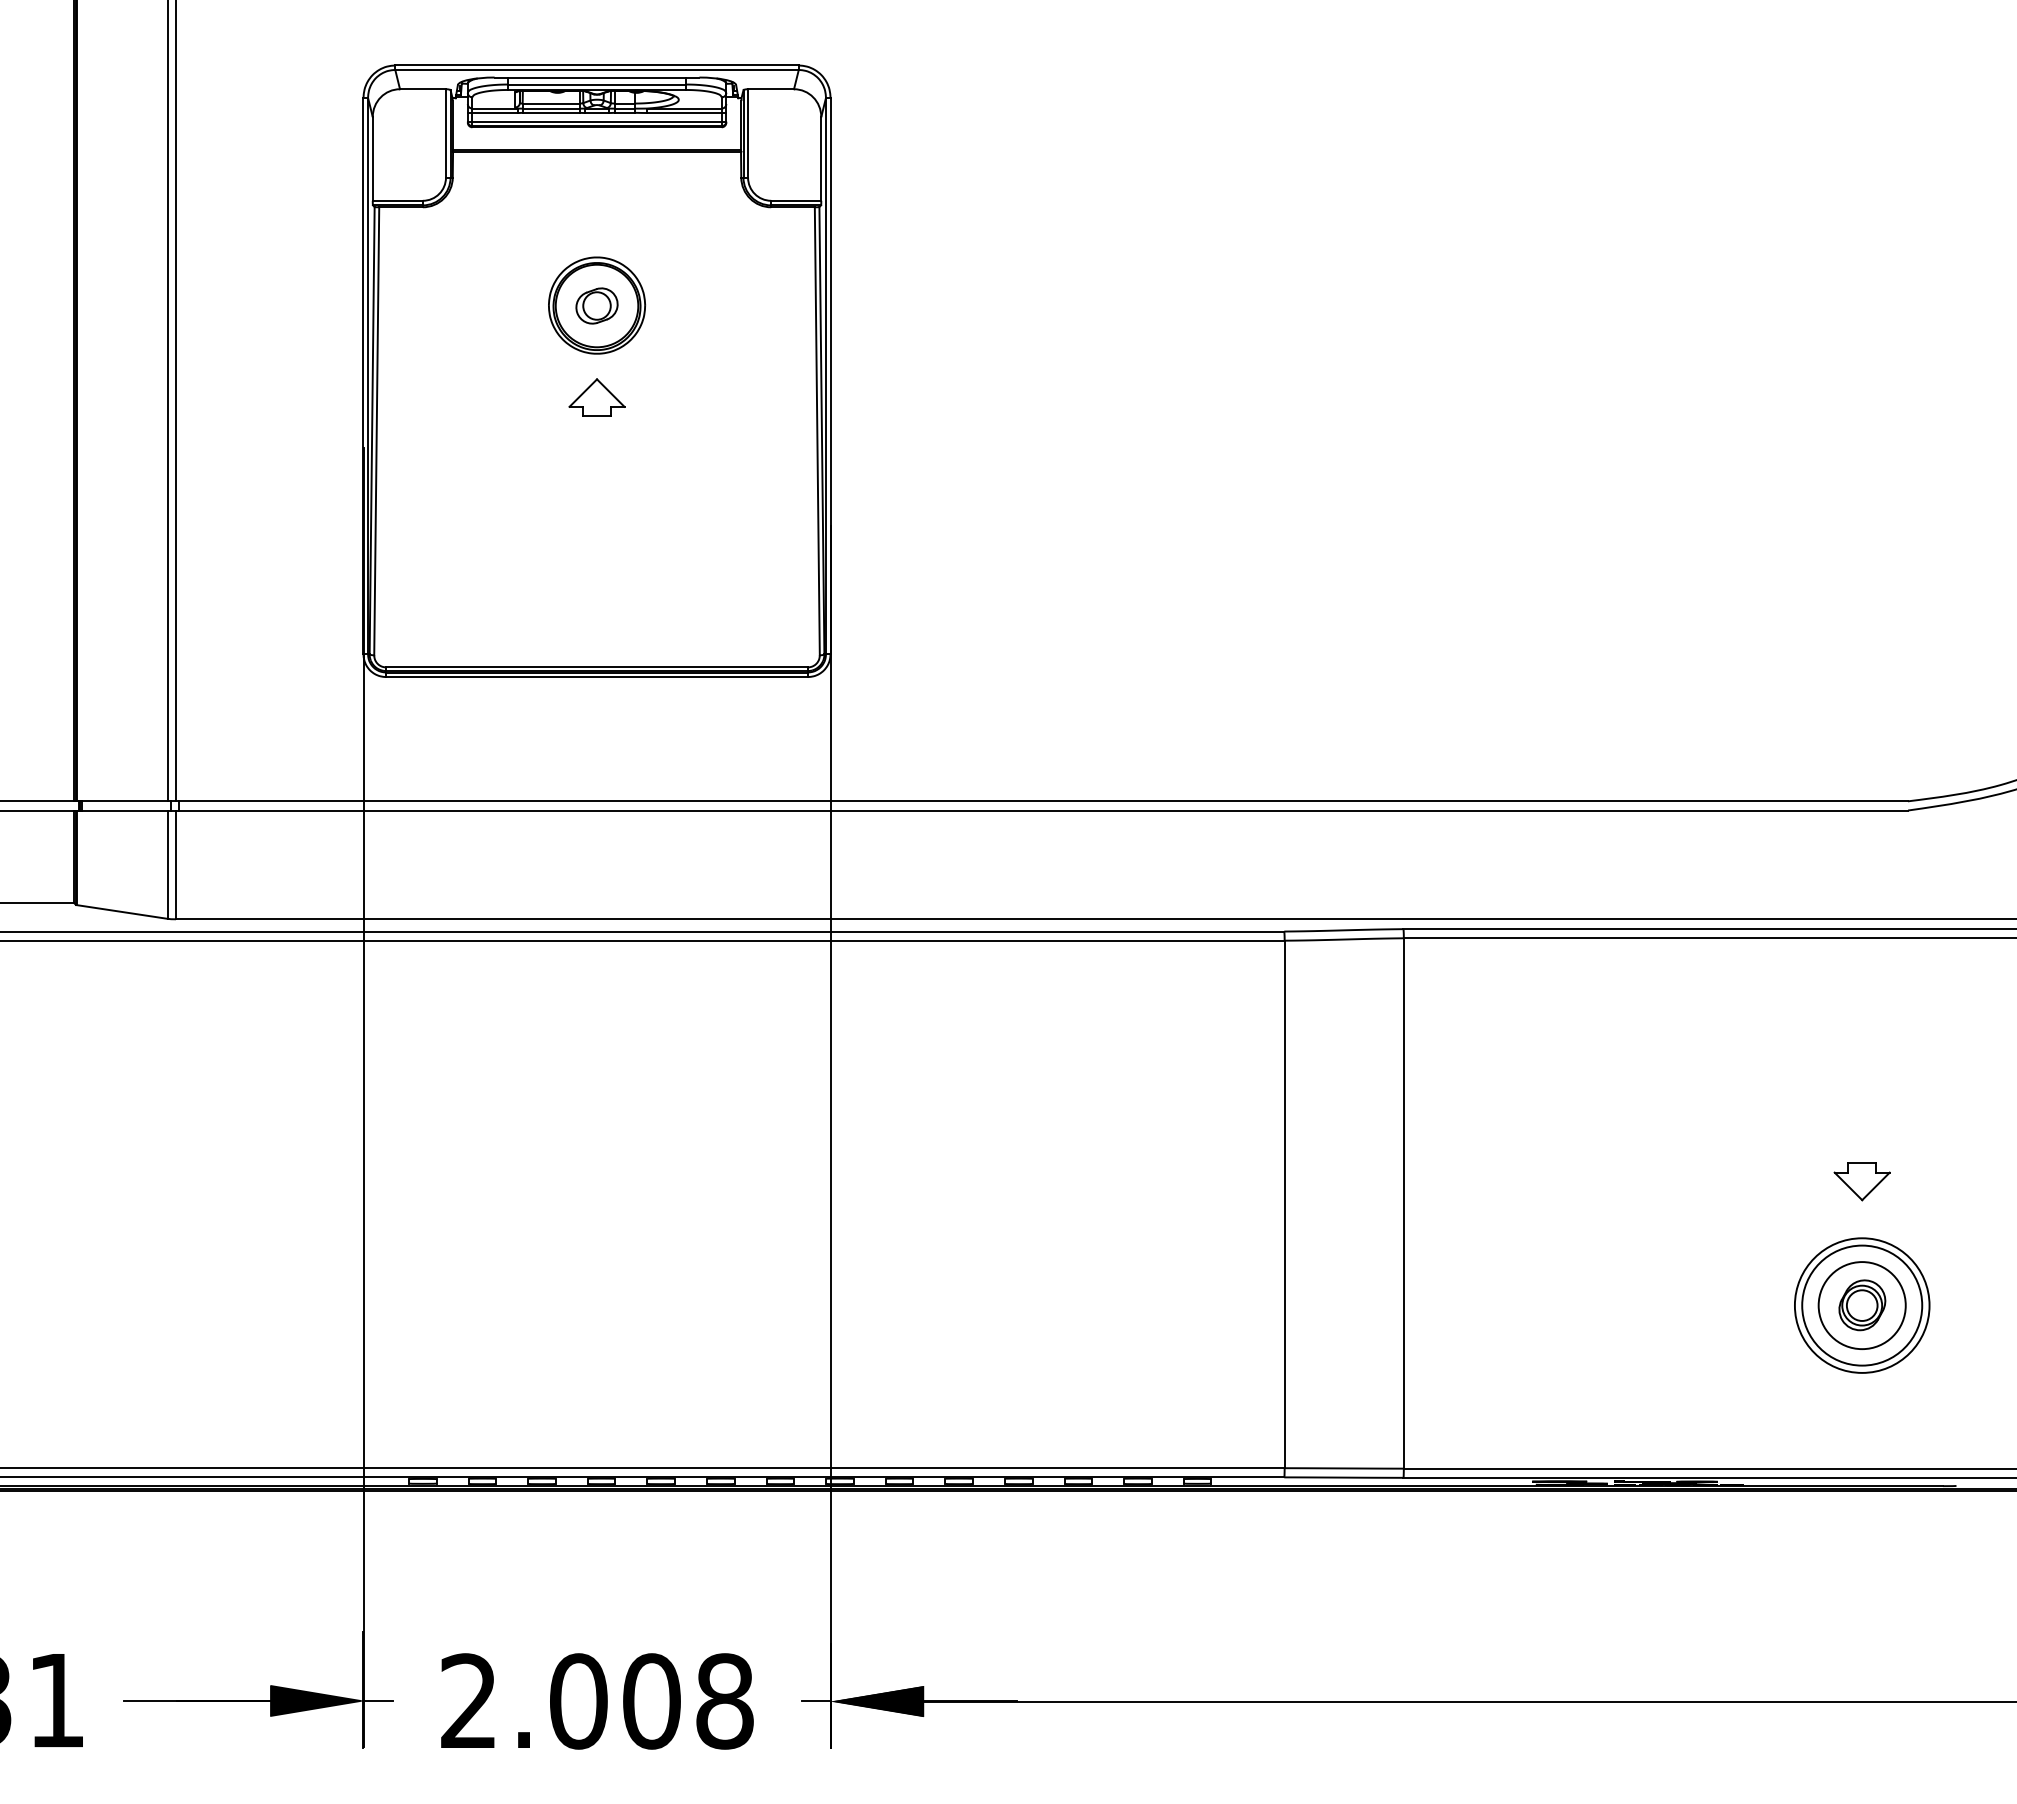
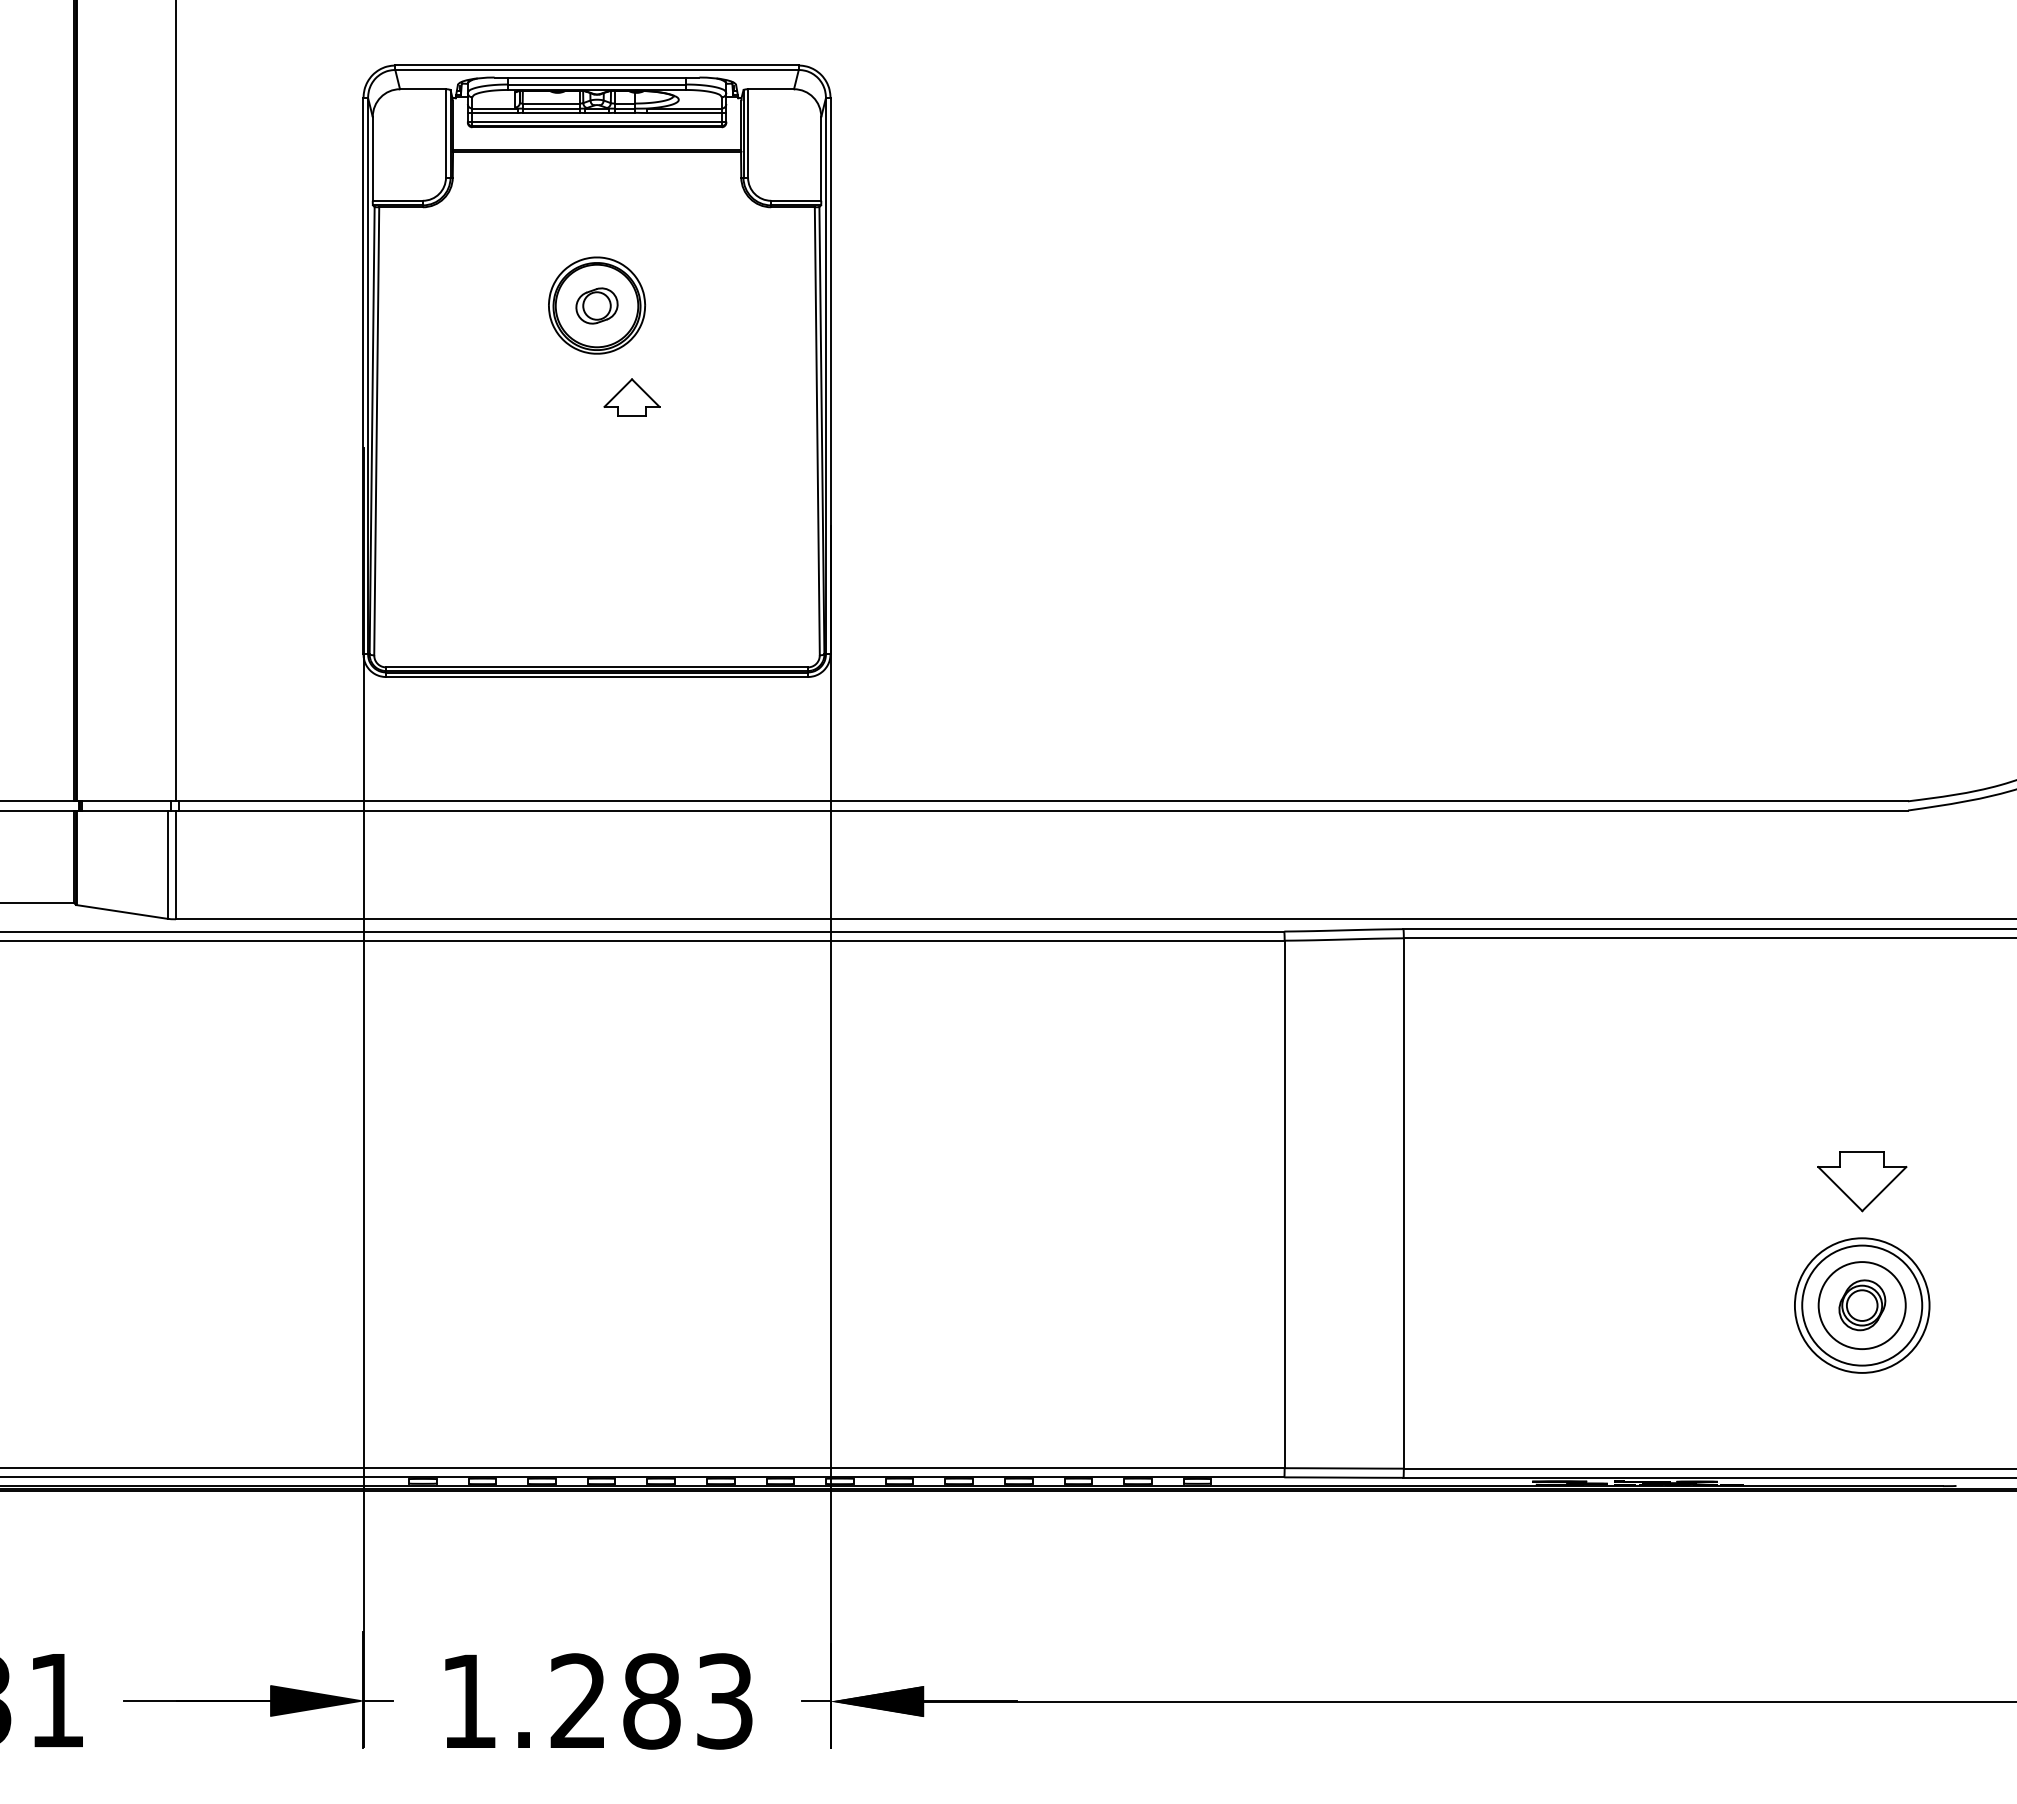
part position: (596, 397) -> (631, 397) (631, 397)
line: present -> none (168, 401)
part size: 58x40 px -> 91x62 px (1862, 1181)
text: 2.008 -> 1.283 (597, 1701)
